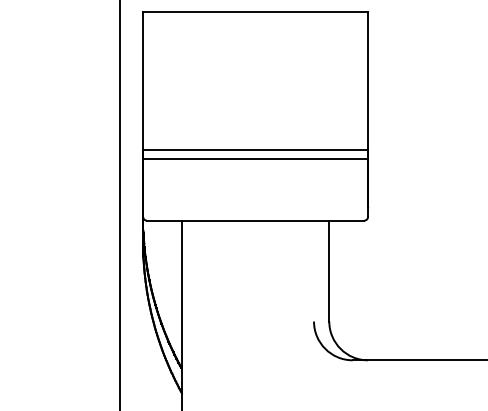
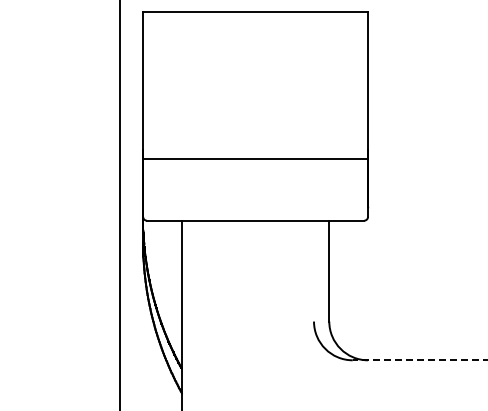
line: present -> none (255, 150)
line: solid -> dashed (419, 360)
